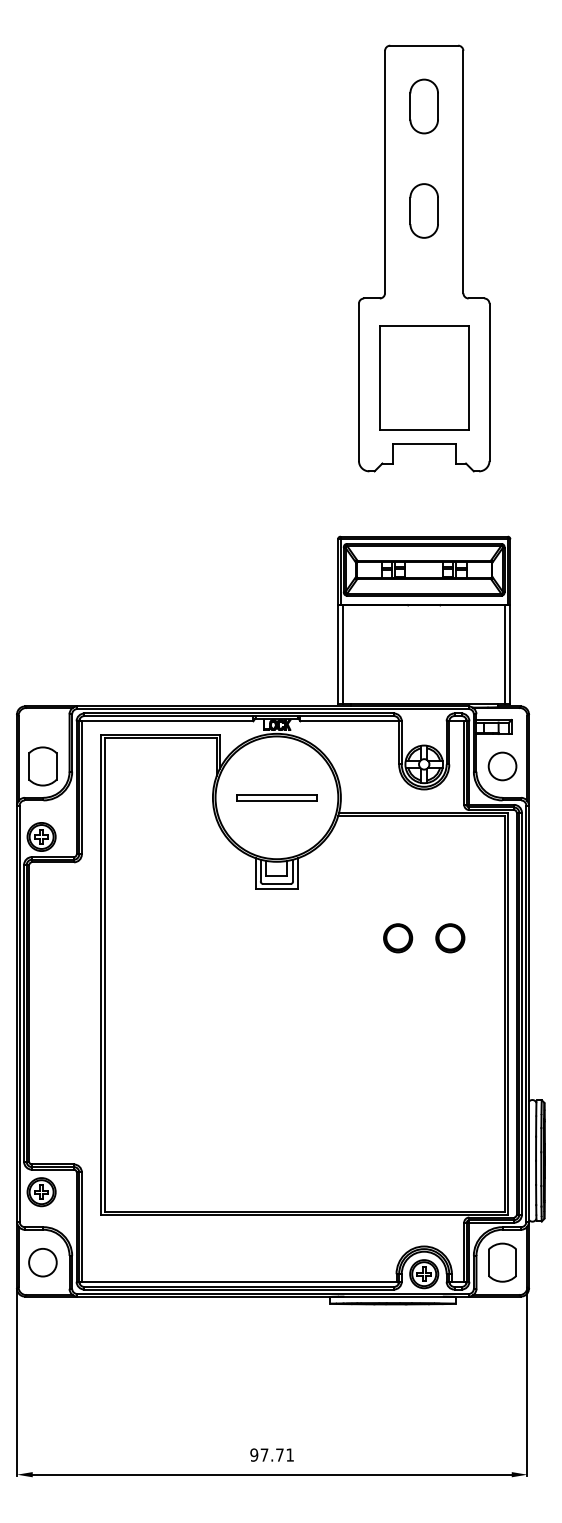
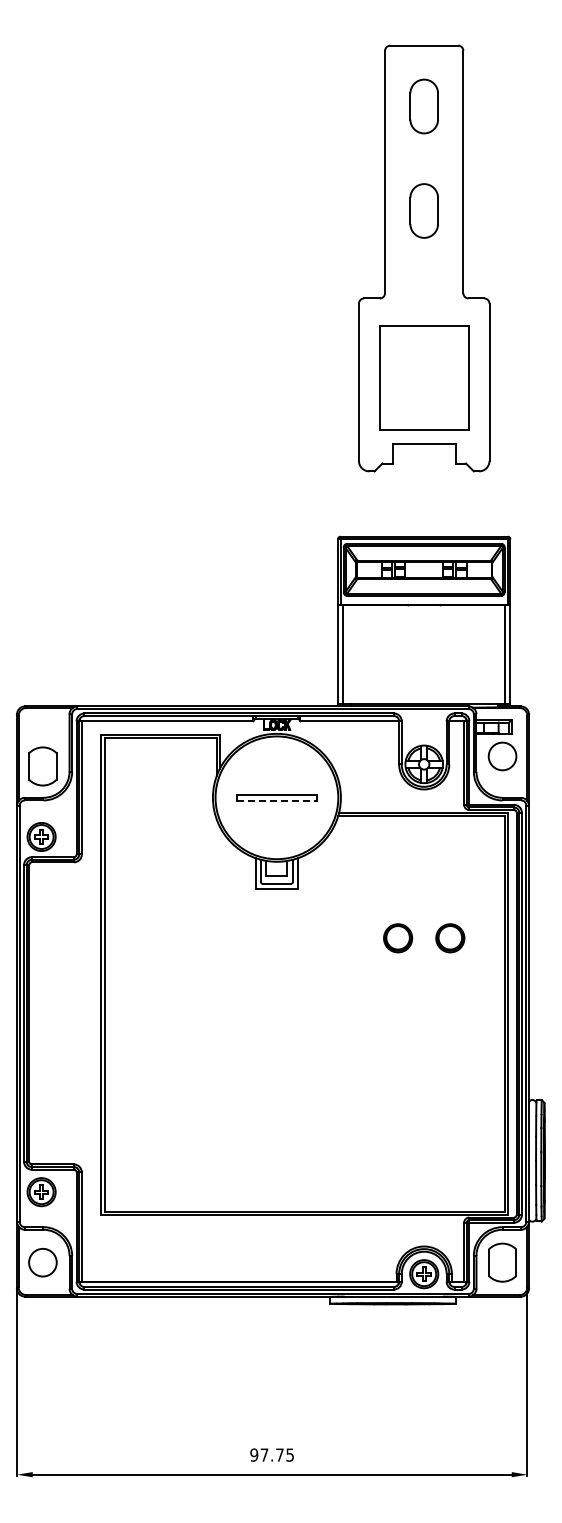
circle position: (502, 766) -> (502, 756) (502, 756)
line: solid -> dashed (277, 800)
text: 97.71 -> 97.75 (289, 1454)
